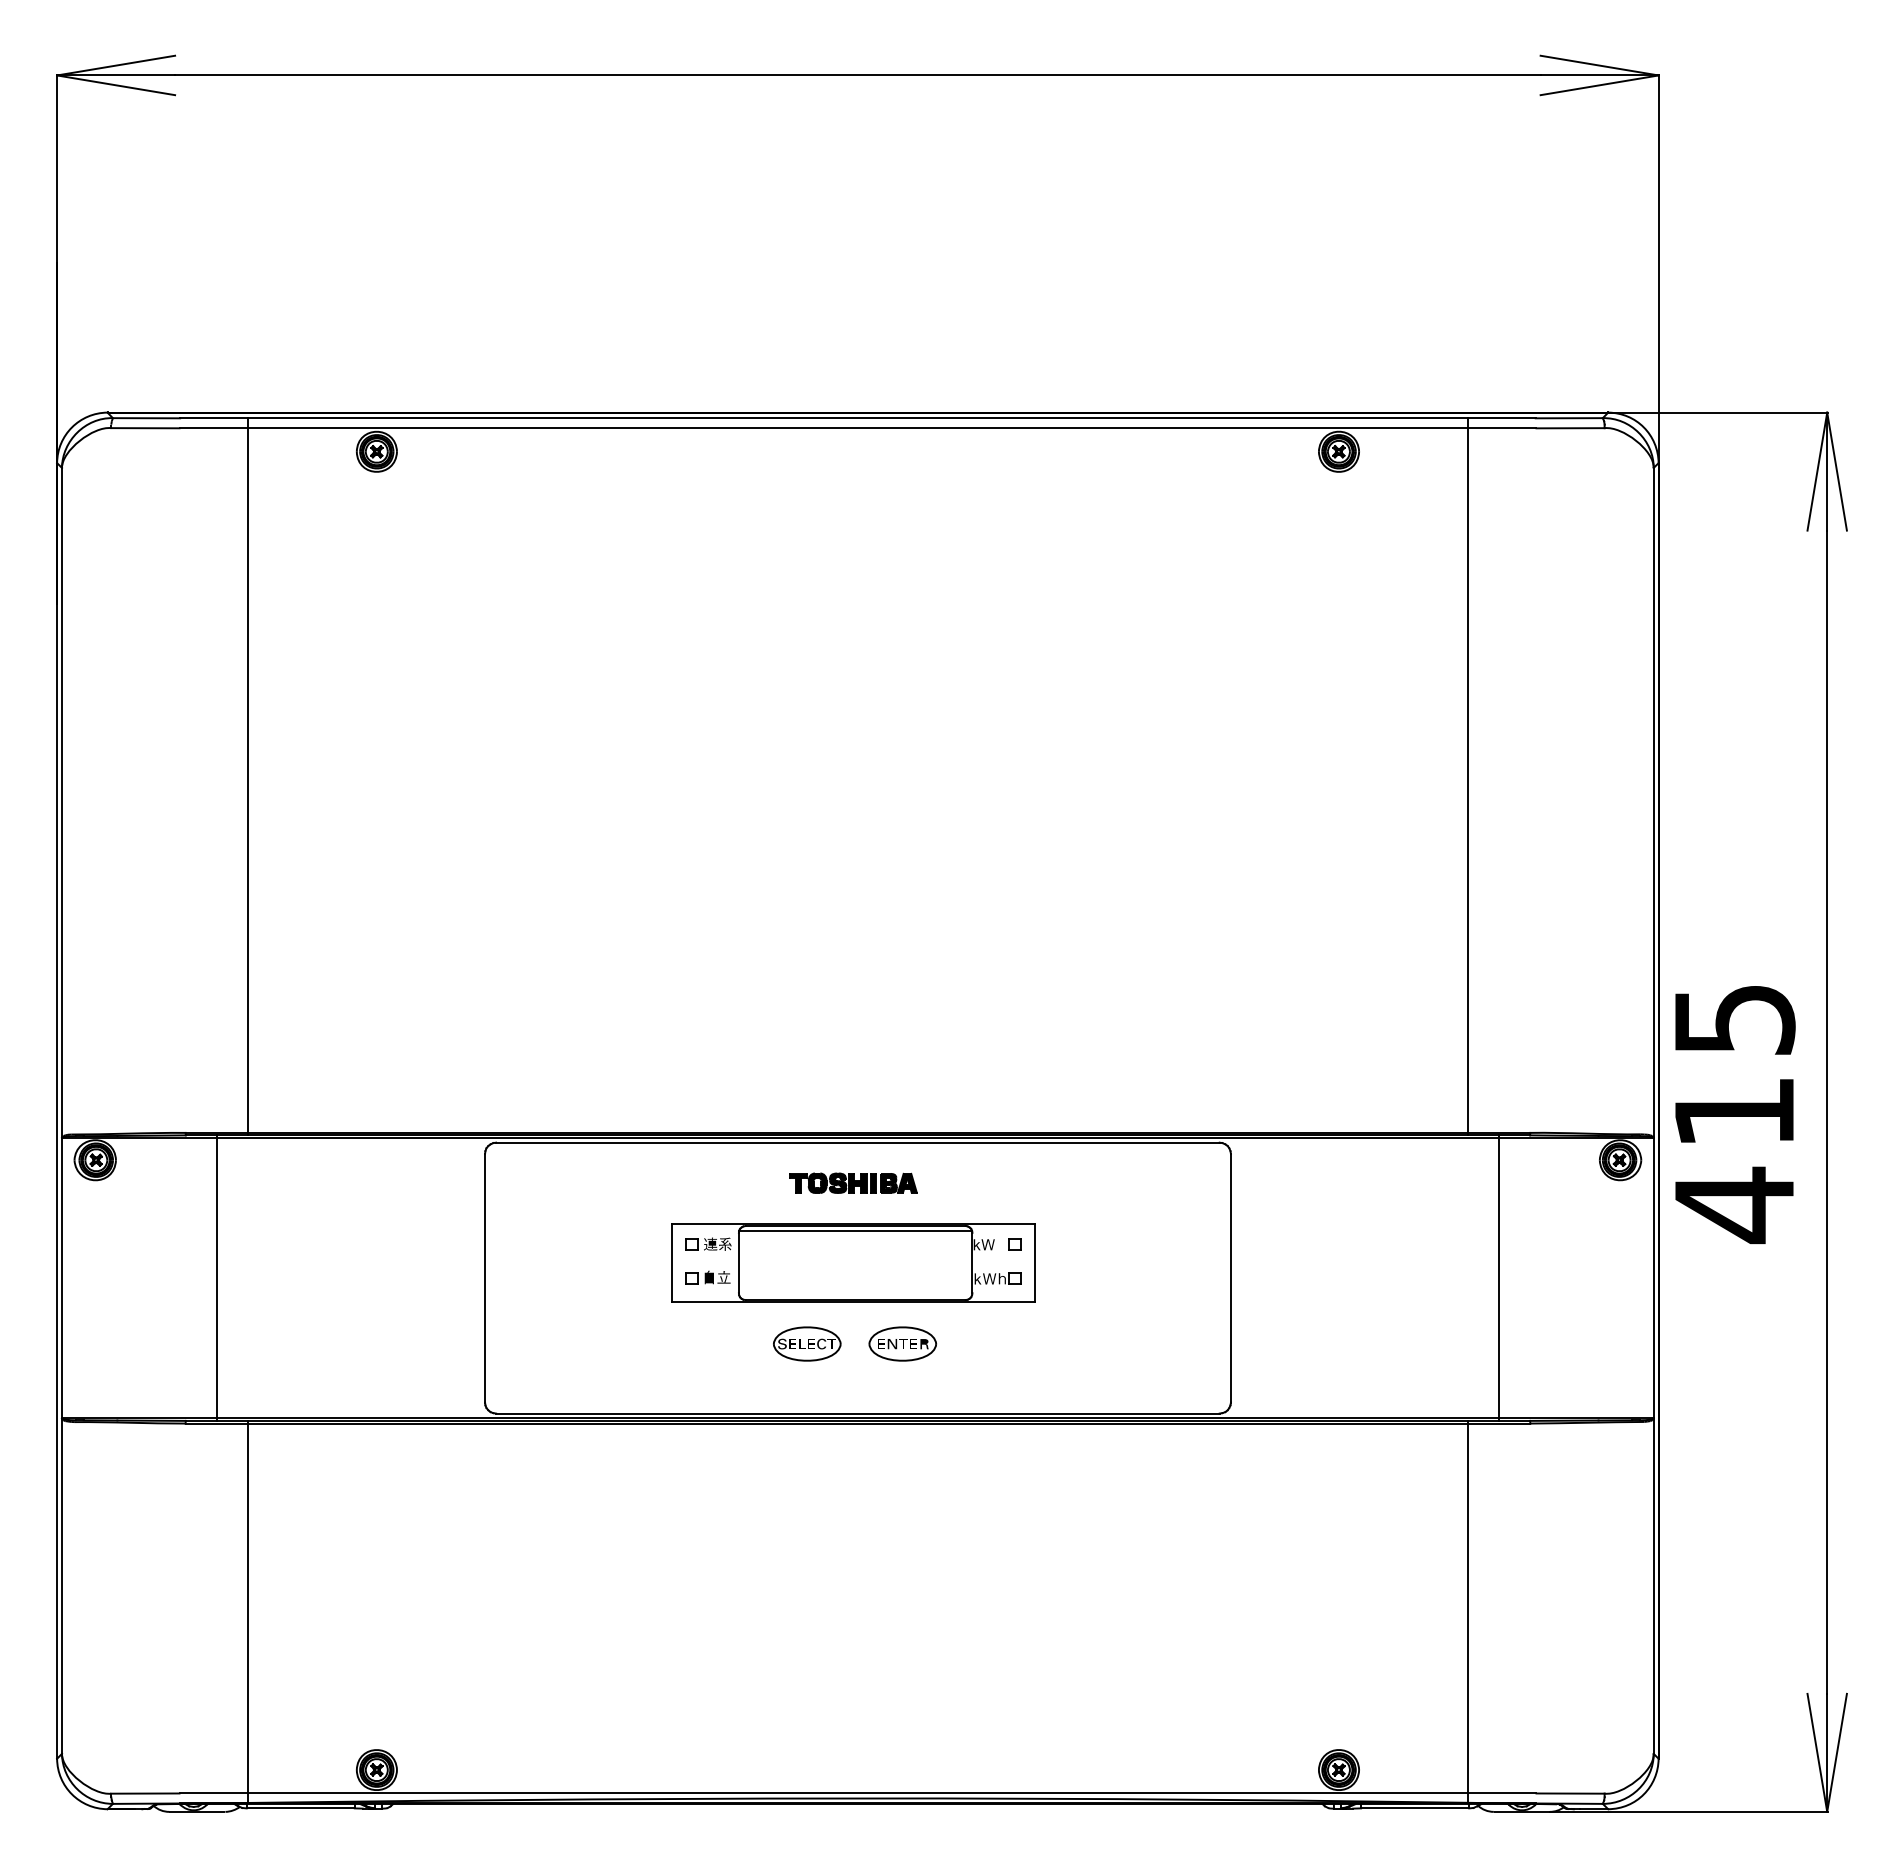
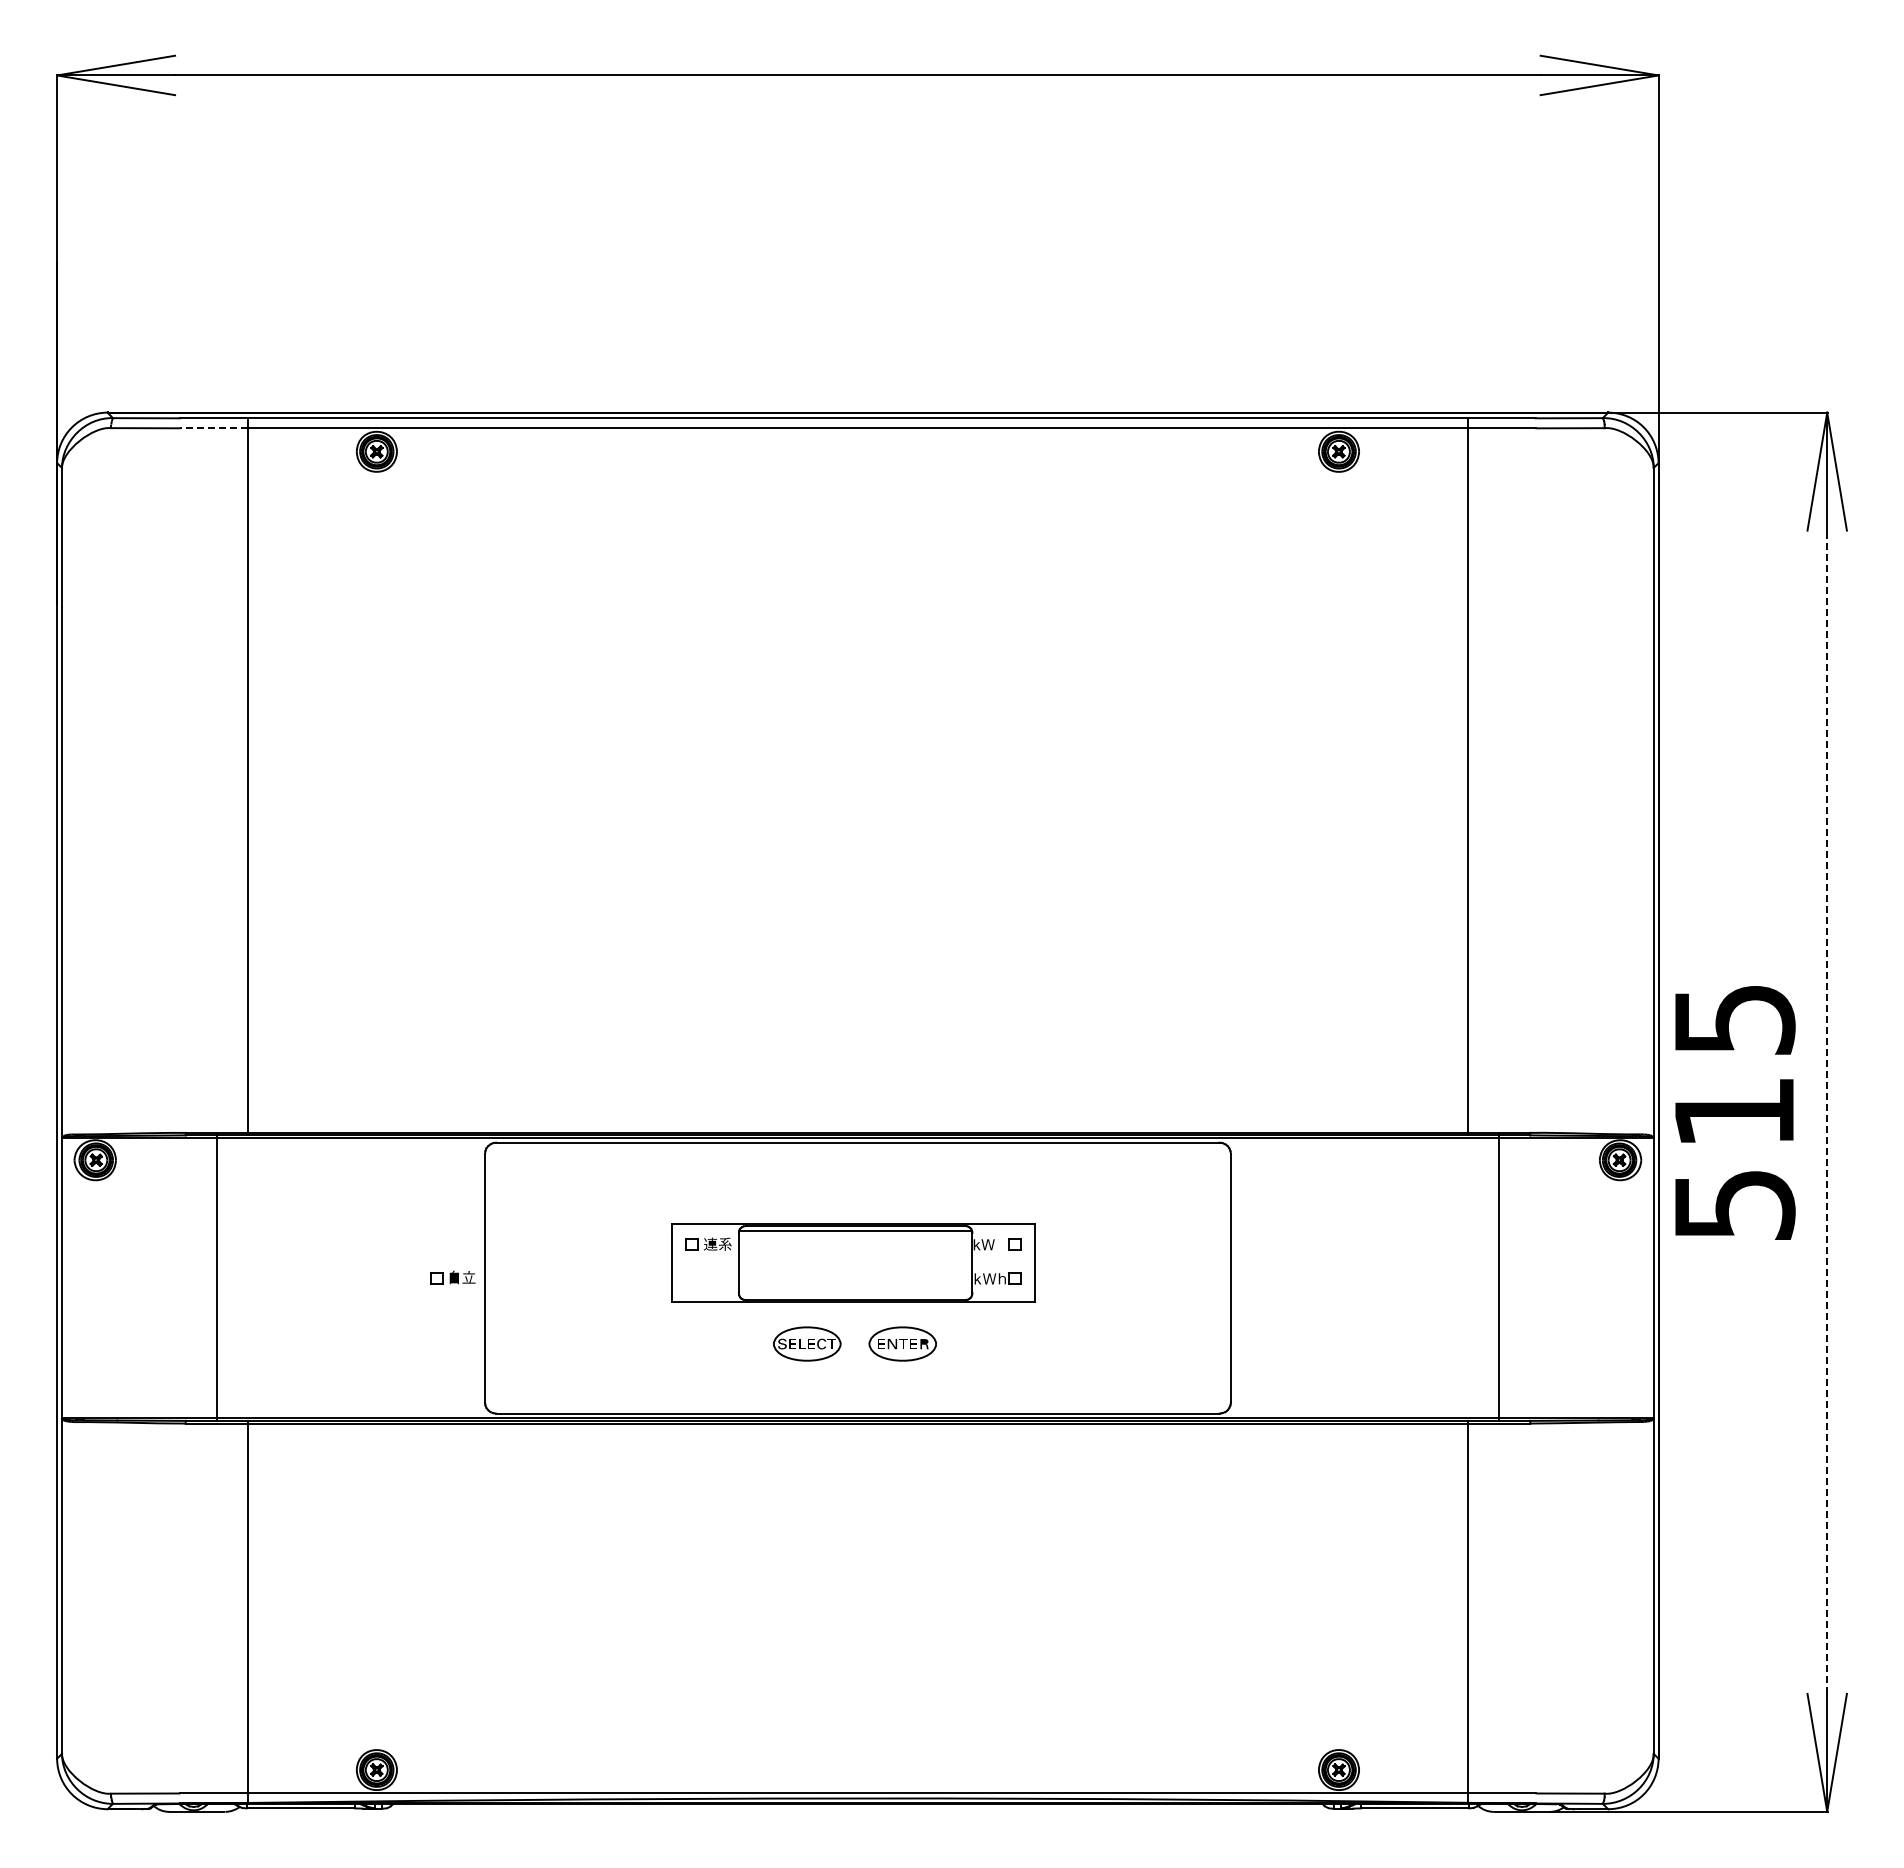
line: solid -> dashed (213, 428)
line: solid -> dashed (1827, 1112)
part: present -> none (853, 1182)
text: 415 -> 515 (1735, 1205)
part position: (707, 1277) -> (452, 1277) (452, 1277)
